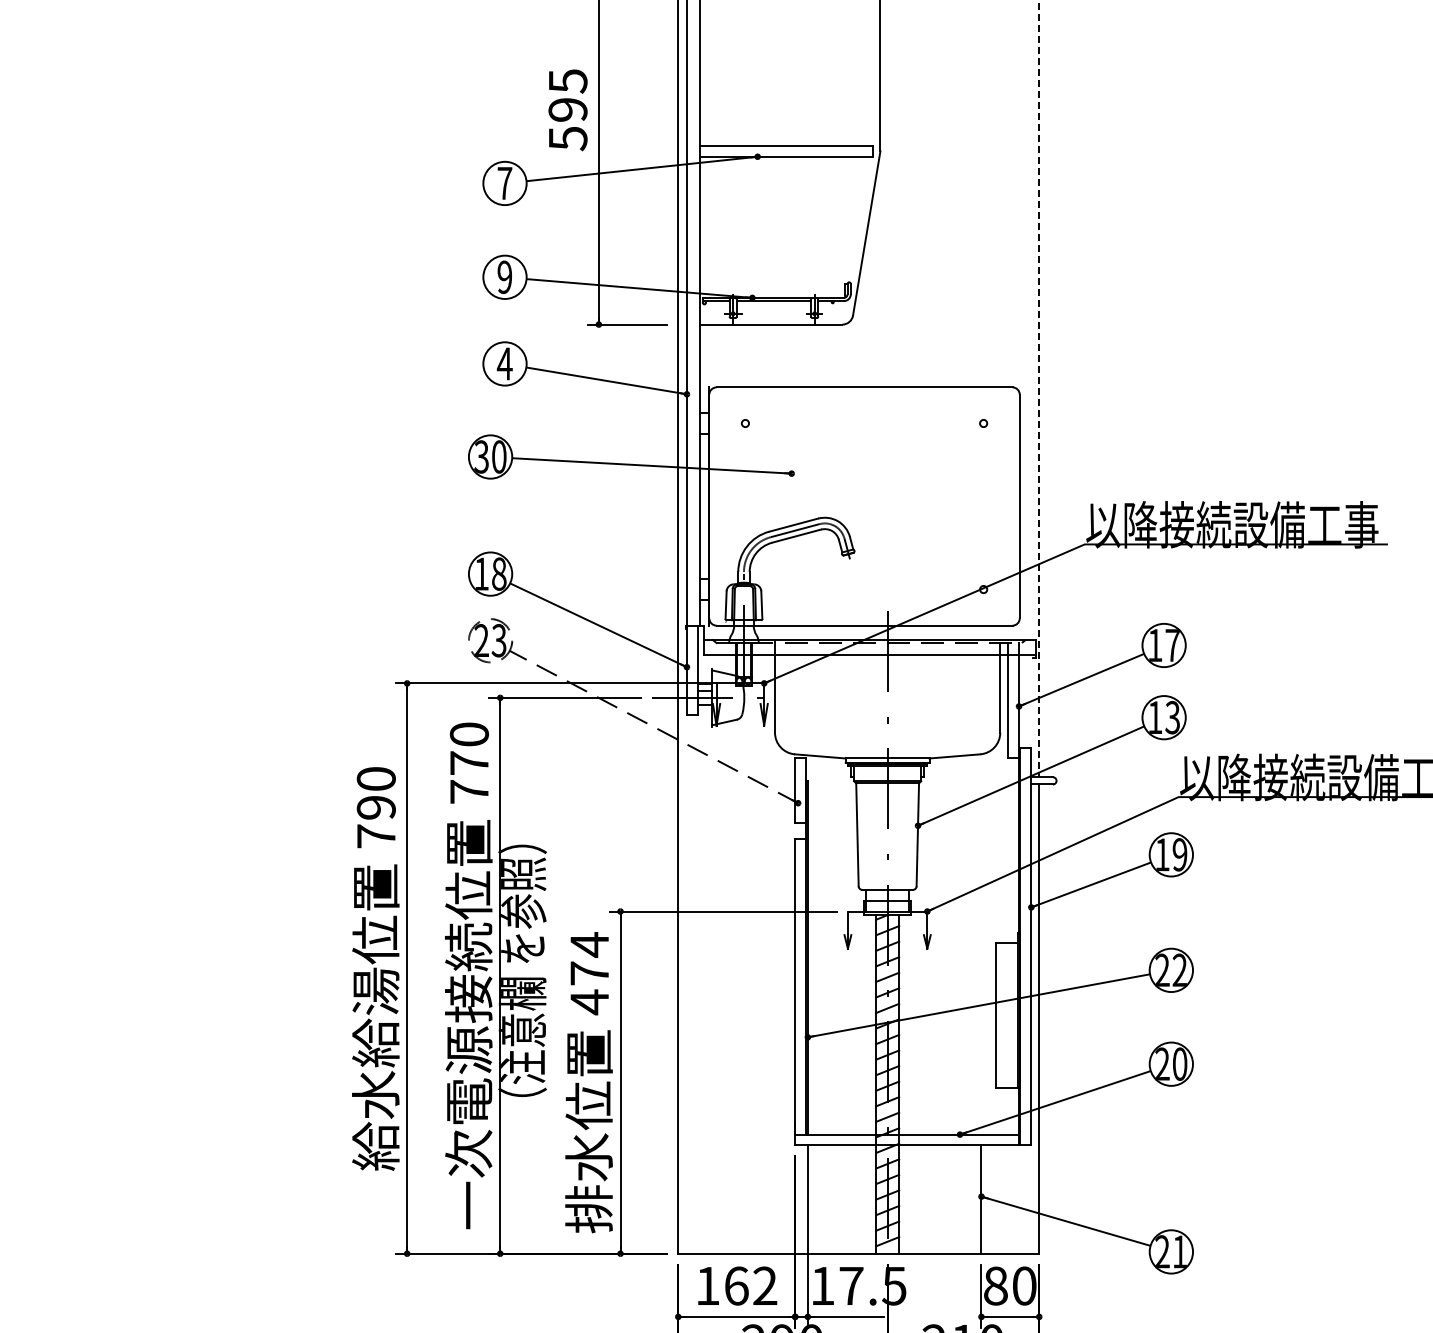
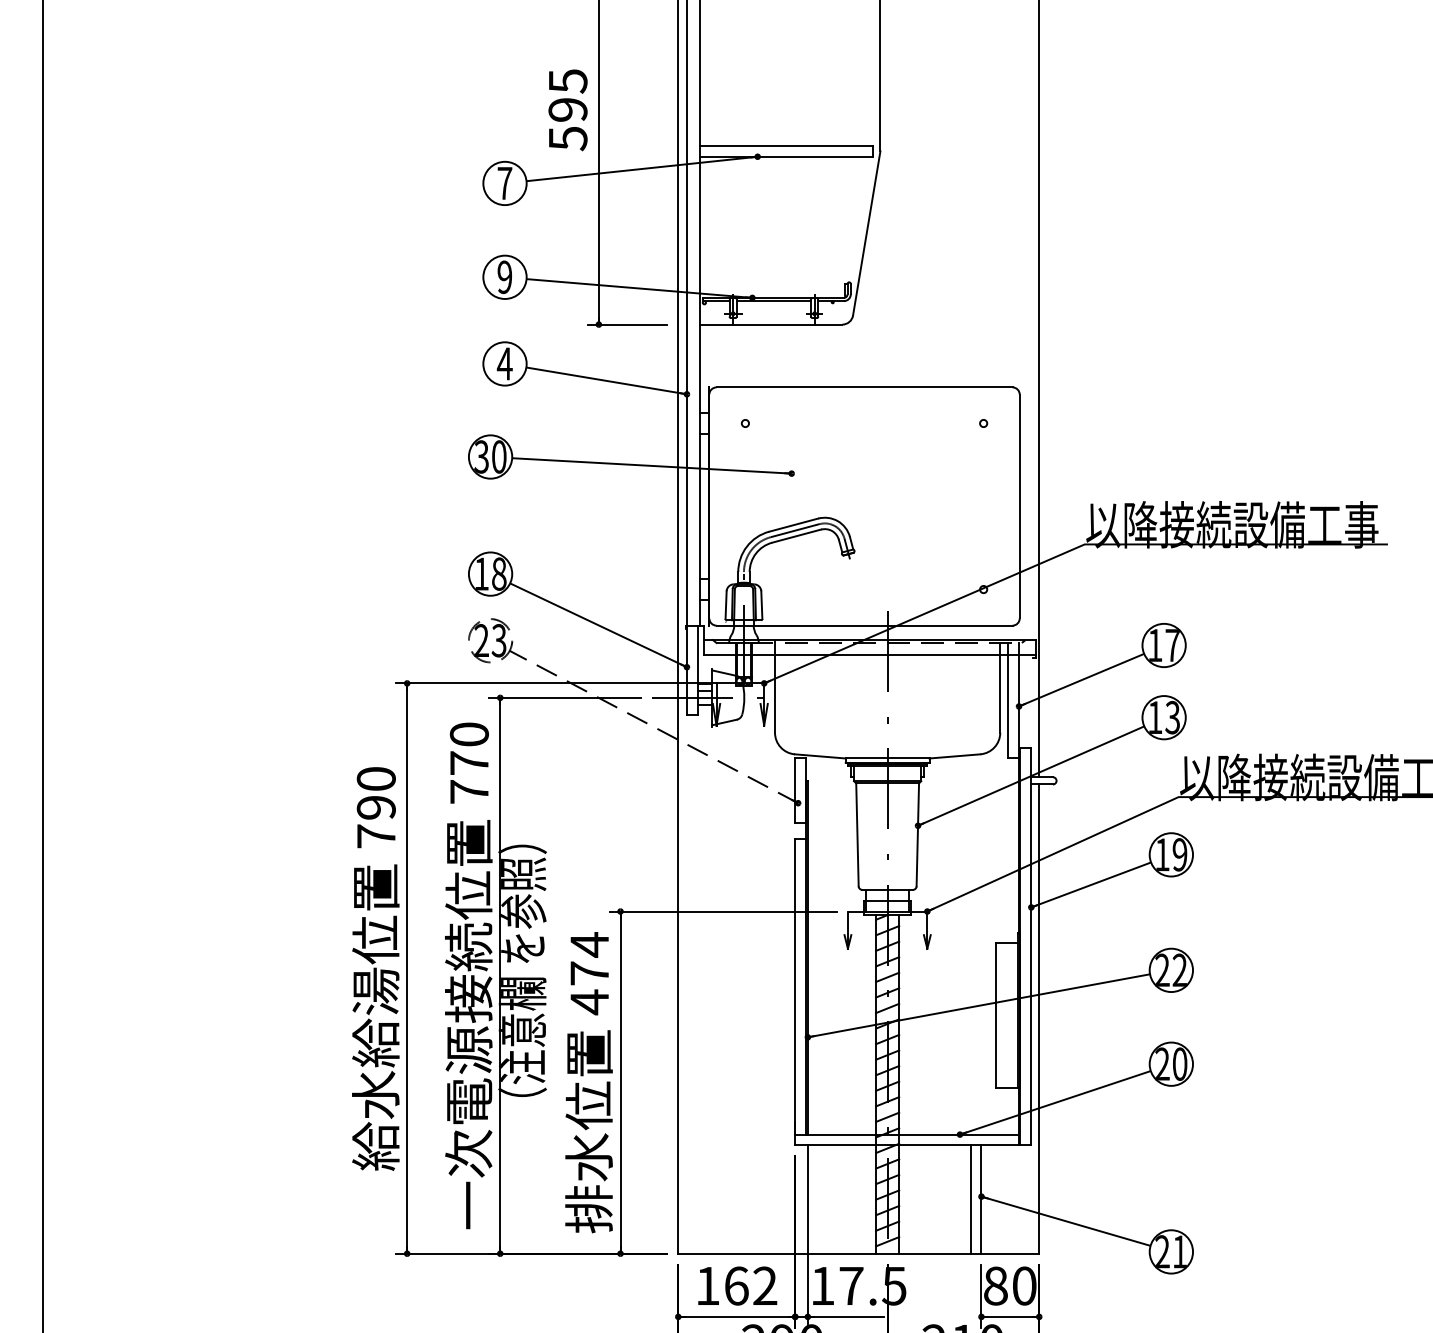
line: dashed -> solid (1039, 389)
line: none -> present (42, 665)
line: none -> present (970, 1199)
